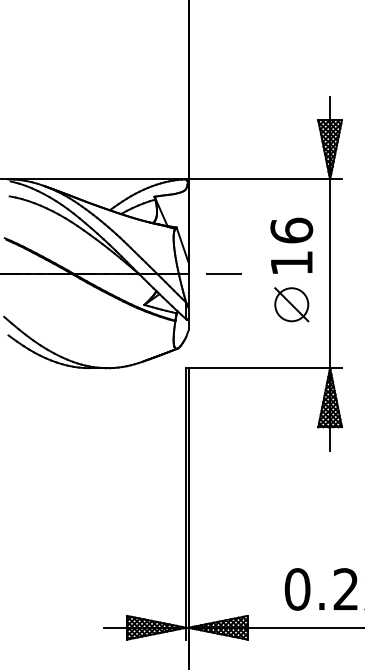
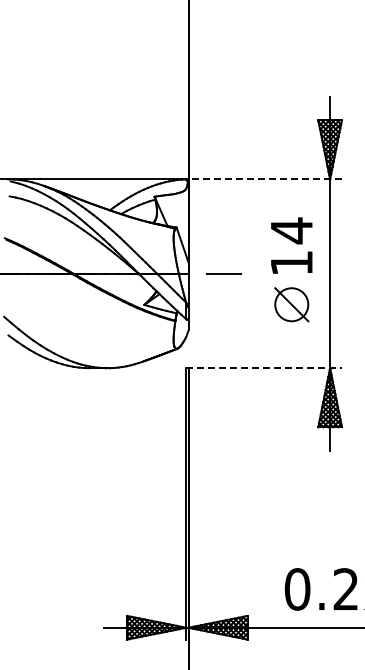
line: solid -> dashed (264, 179)
text: 16 -> 14 (291, 230)
line: solid -> dashed (264, 368)
